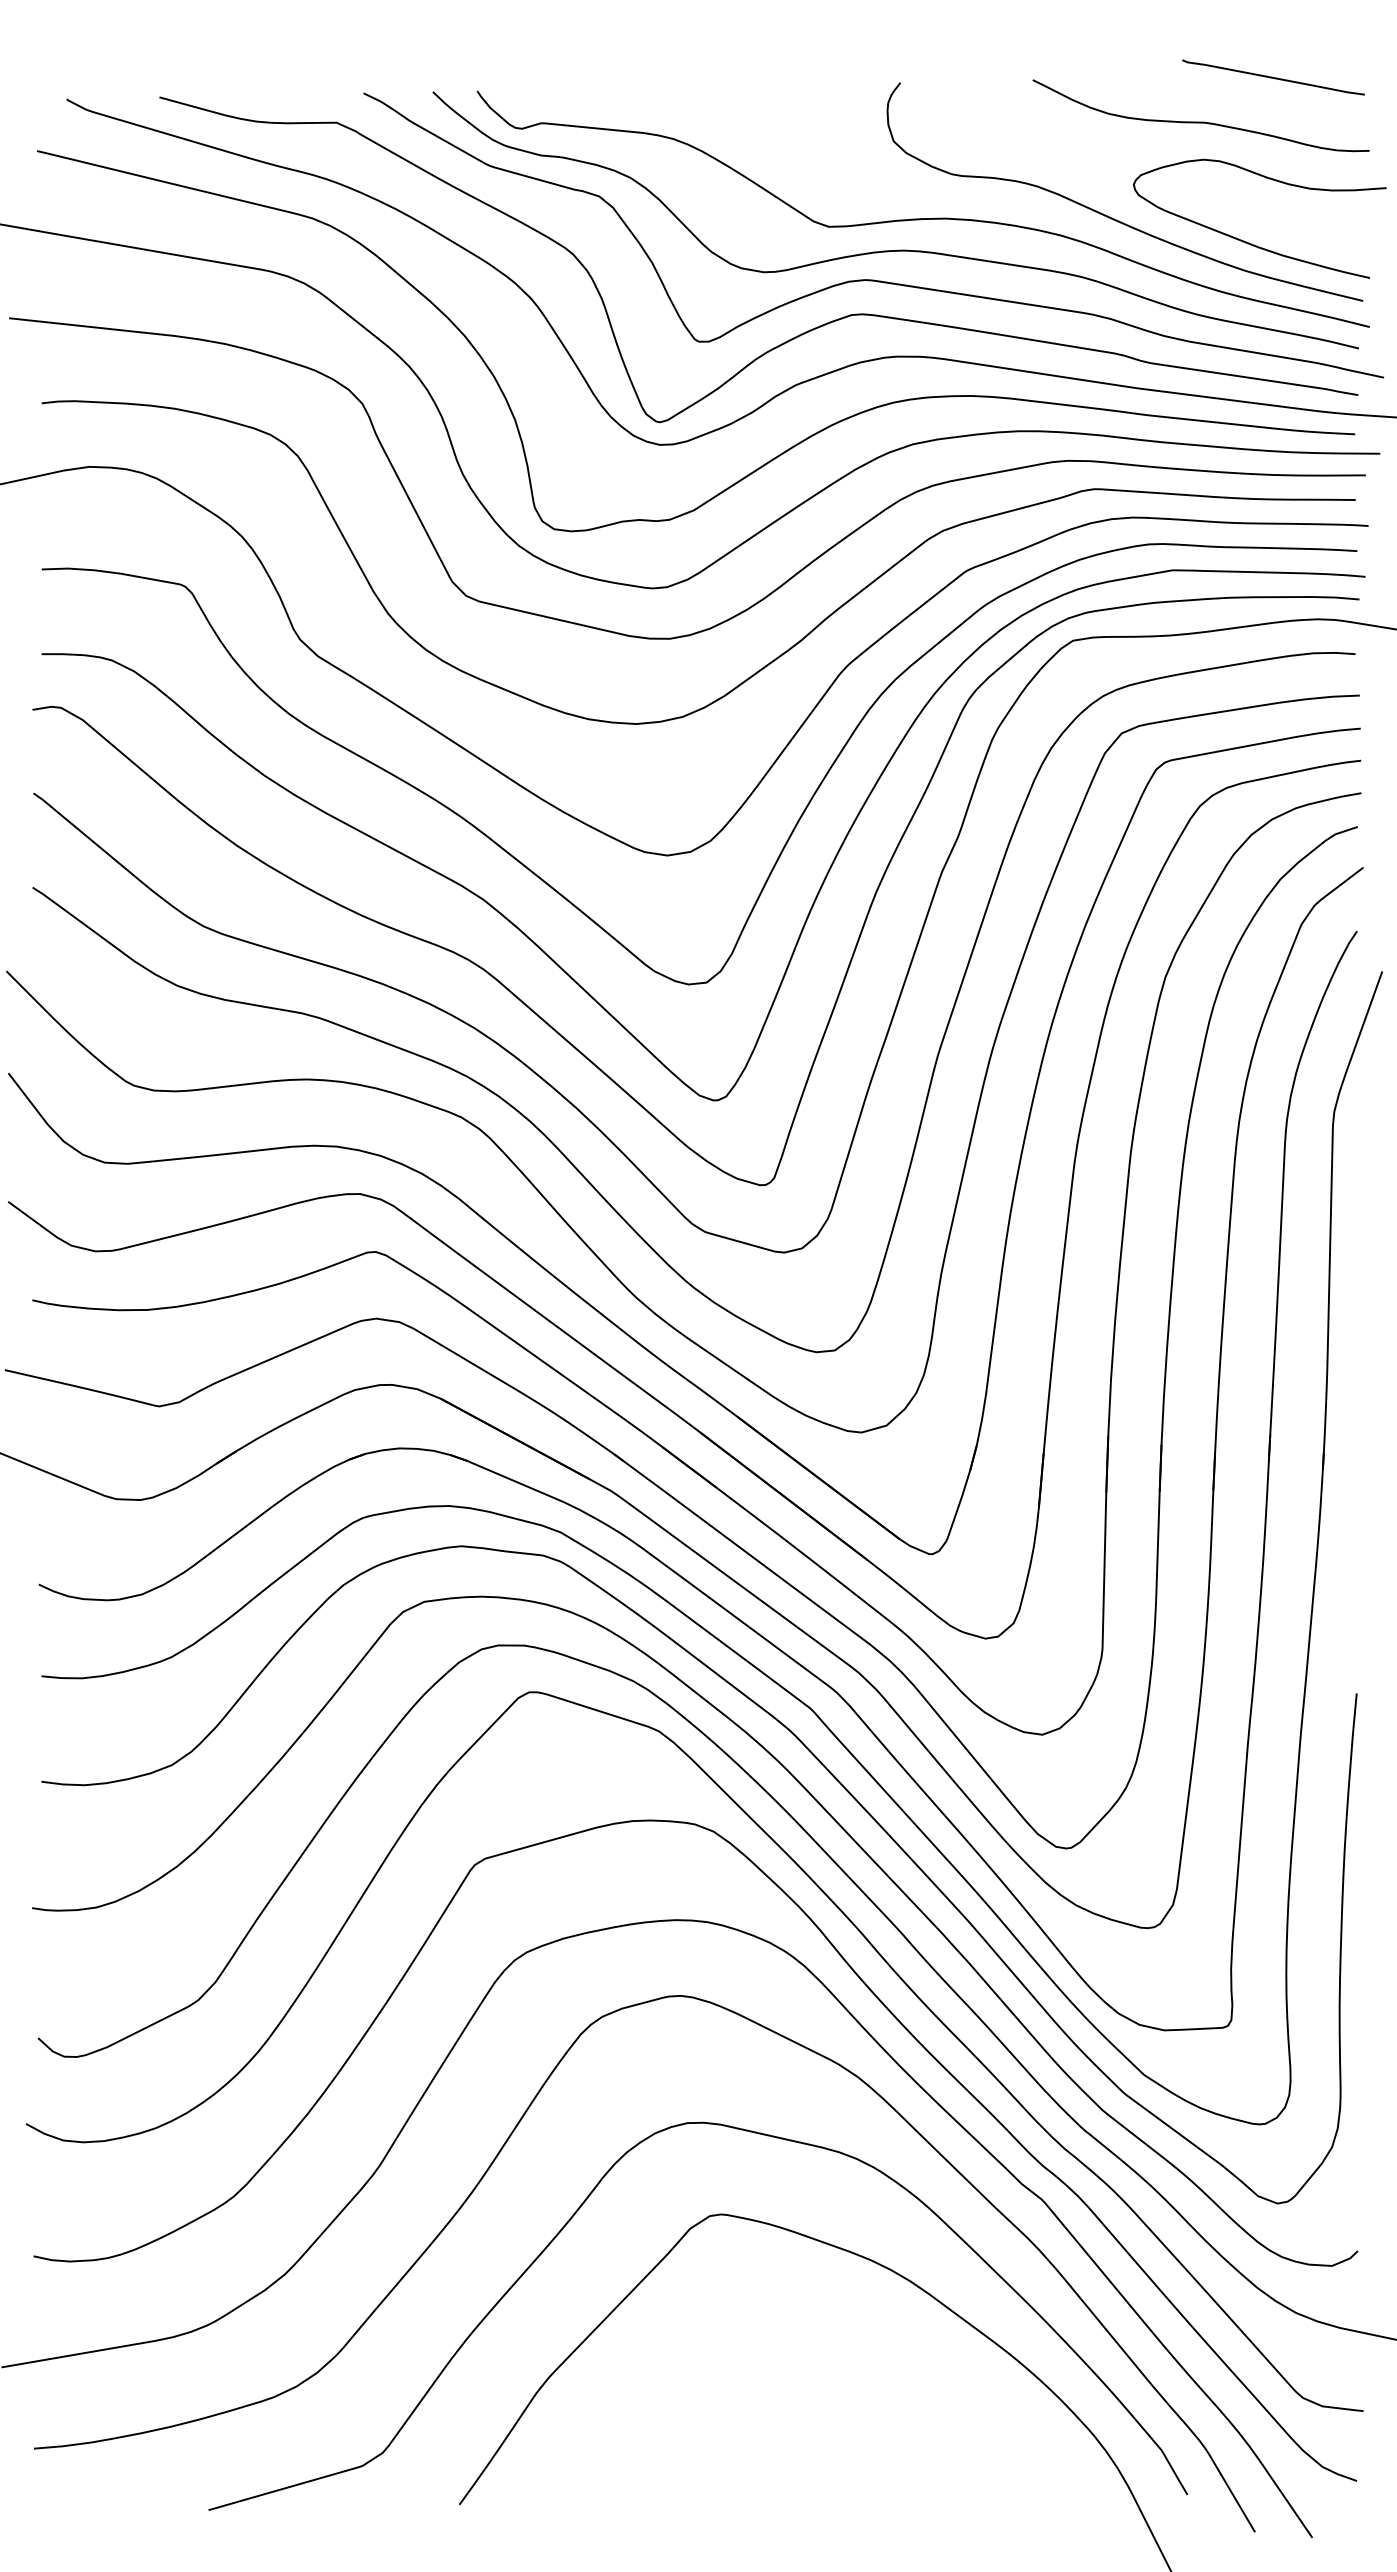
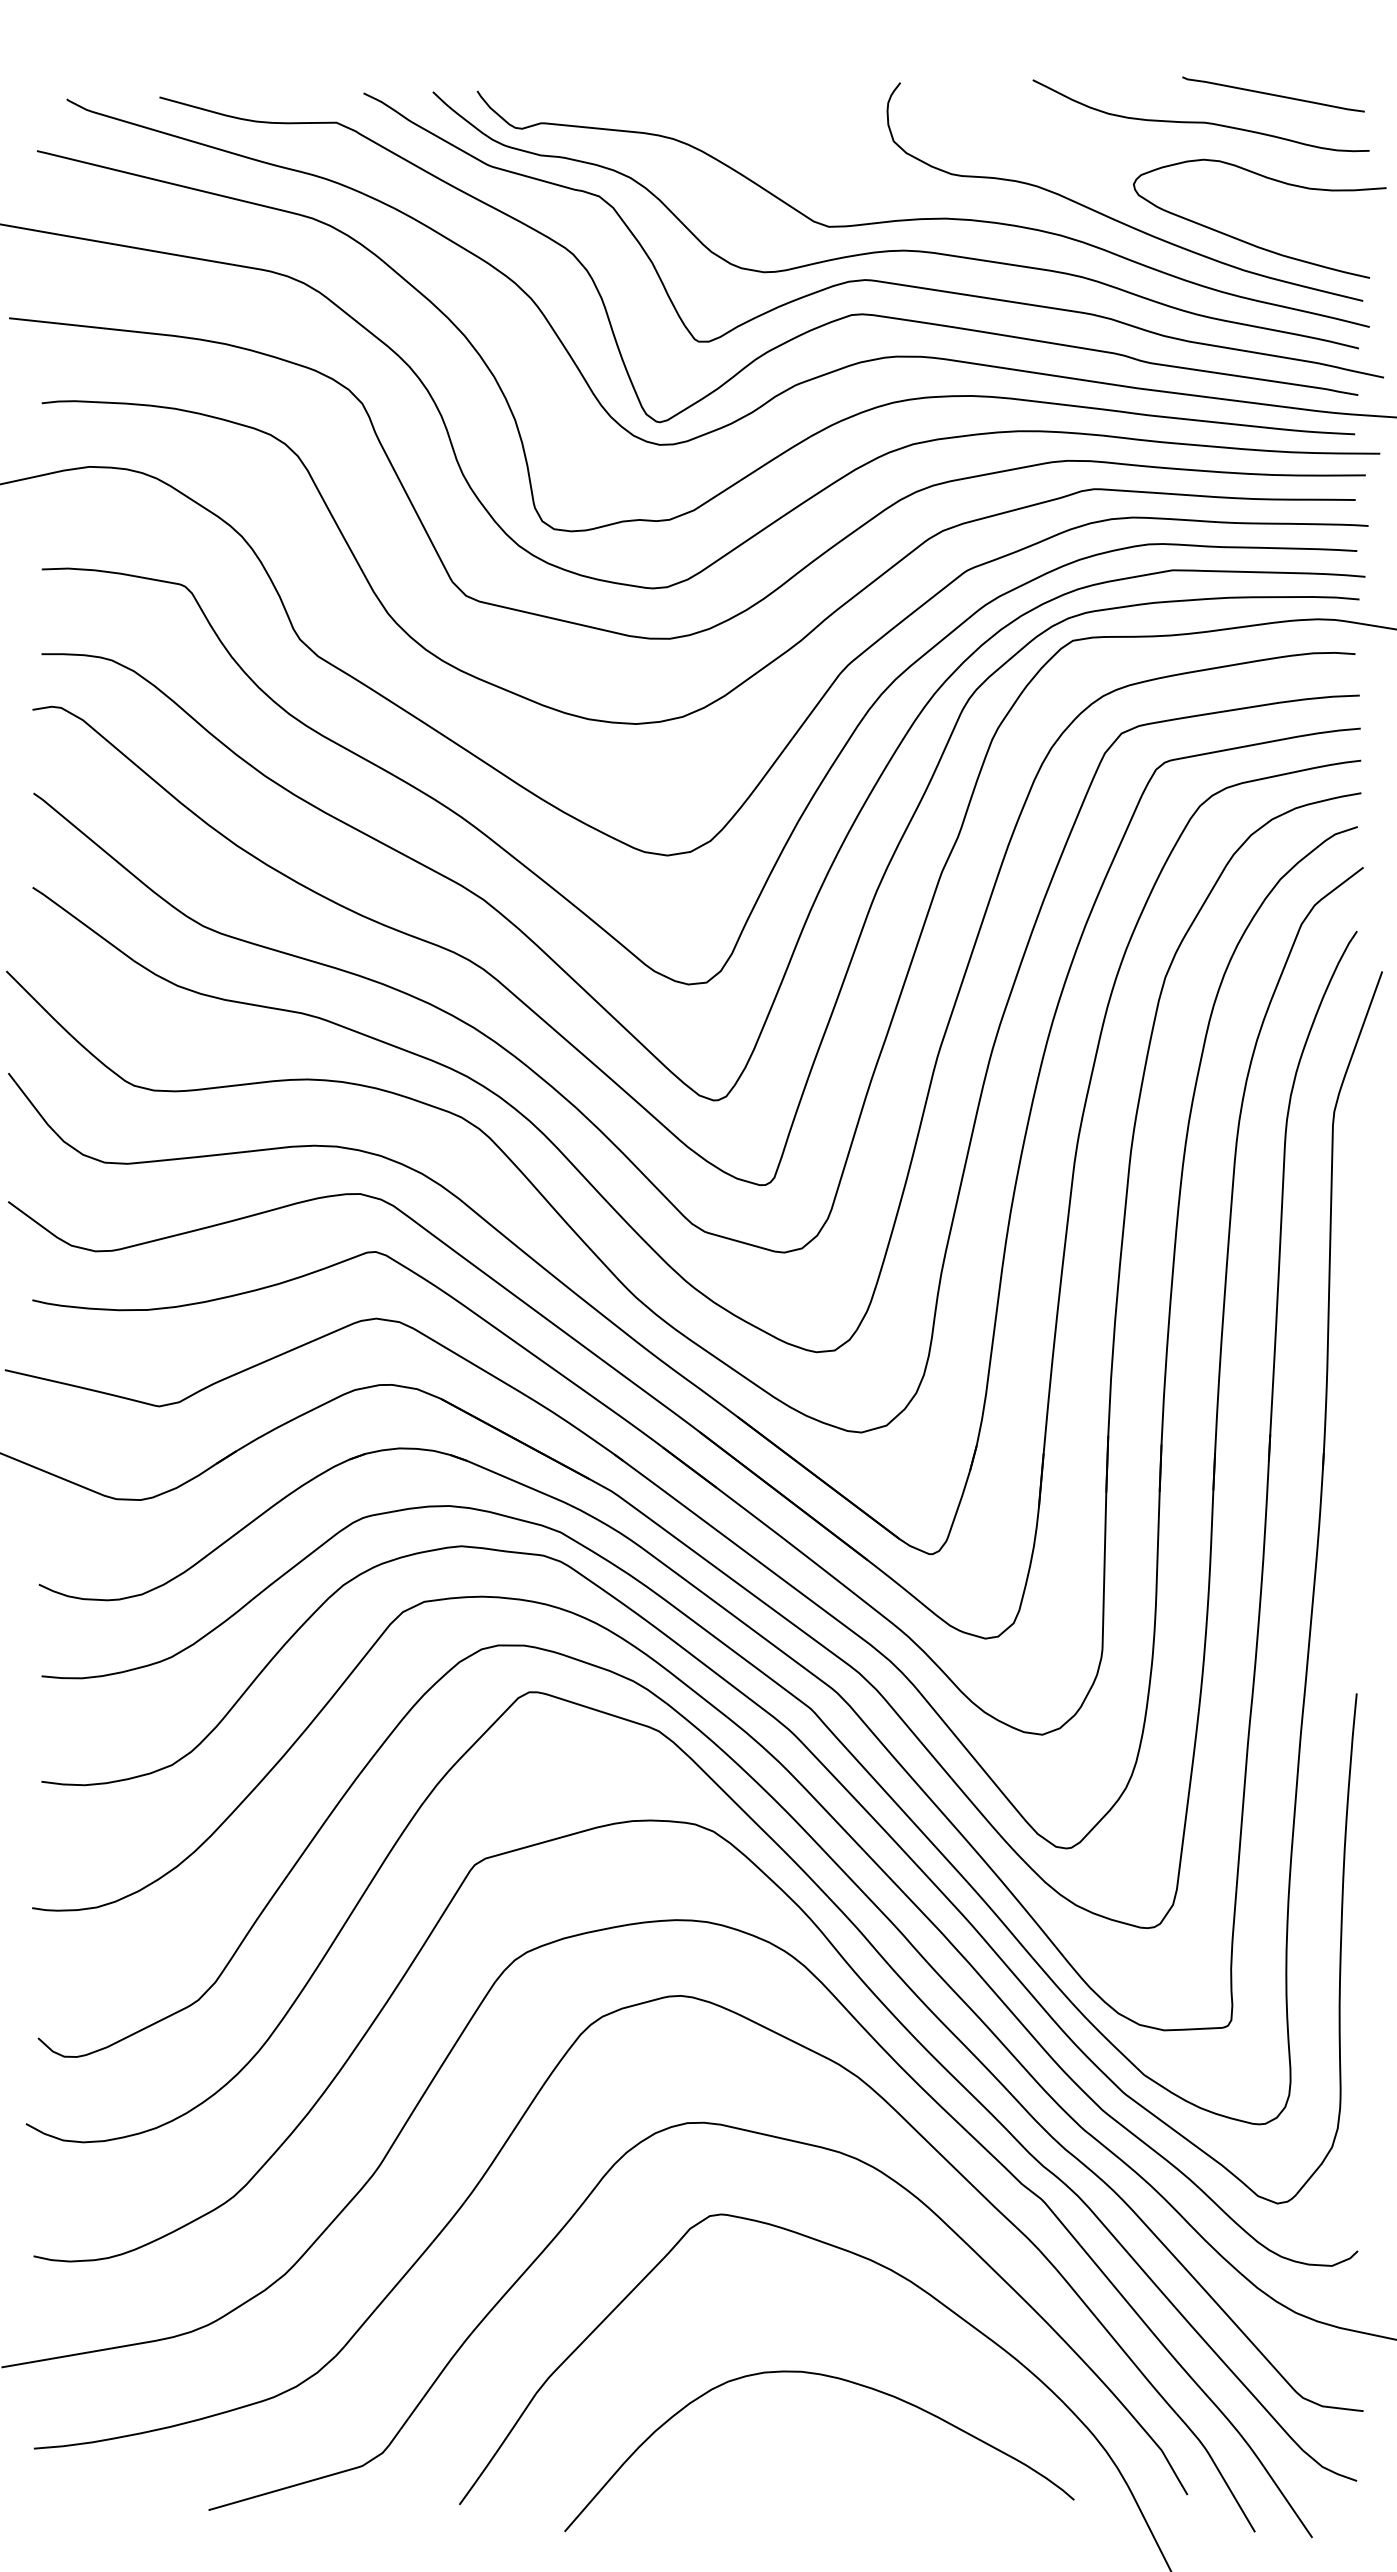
curve position: (1273, 77) -> (1273, 94) (1273, 94)
curve: none -> present (833, 2378)
